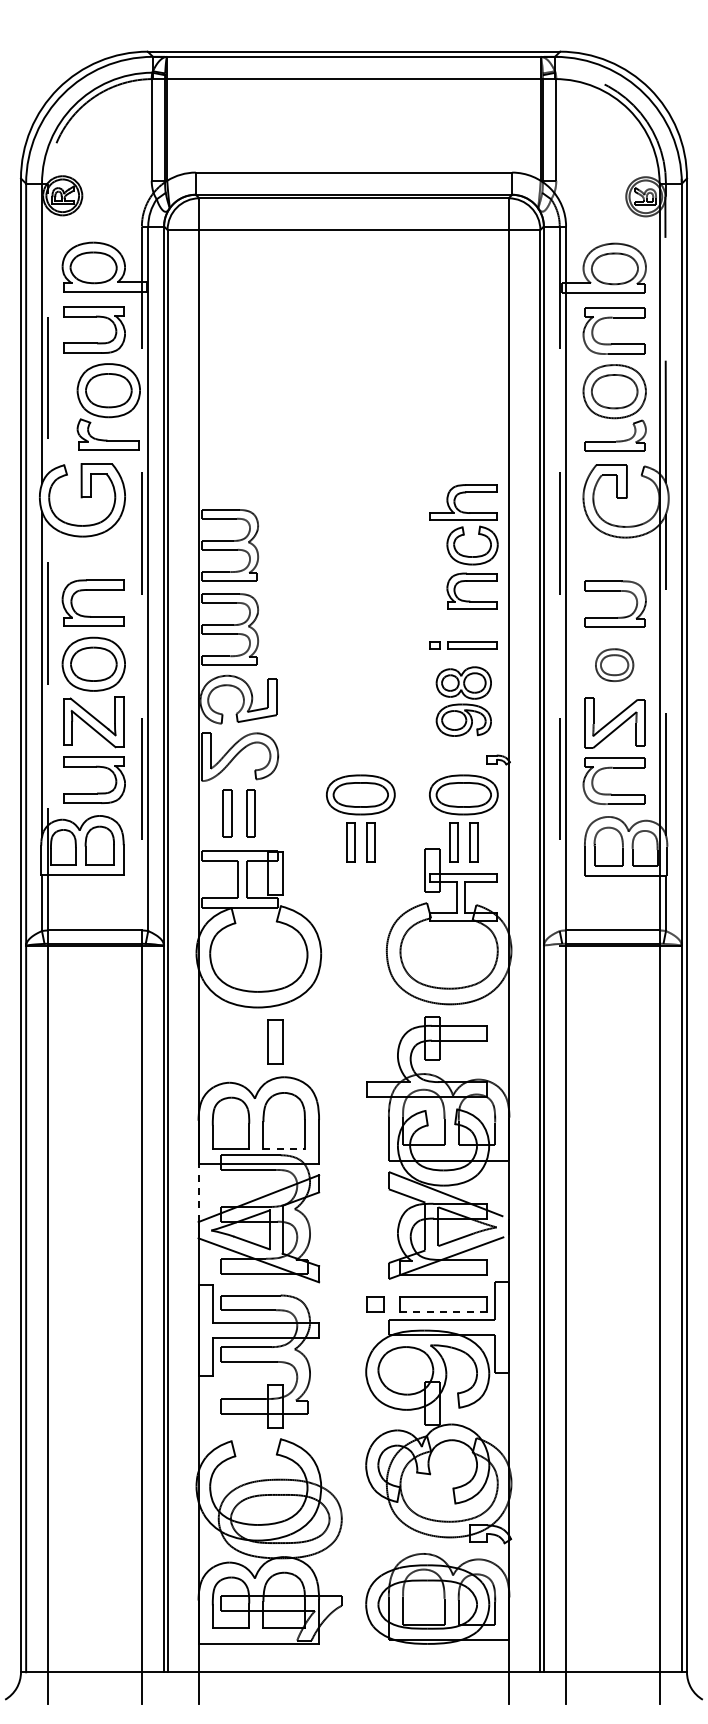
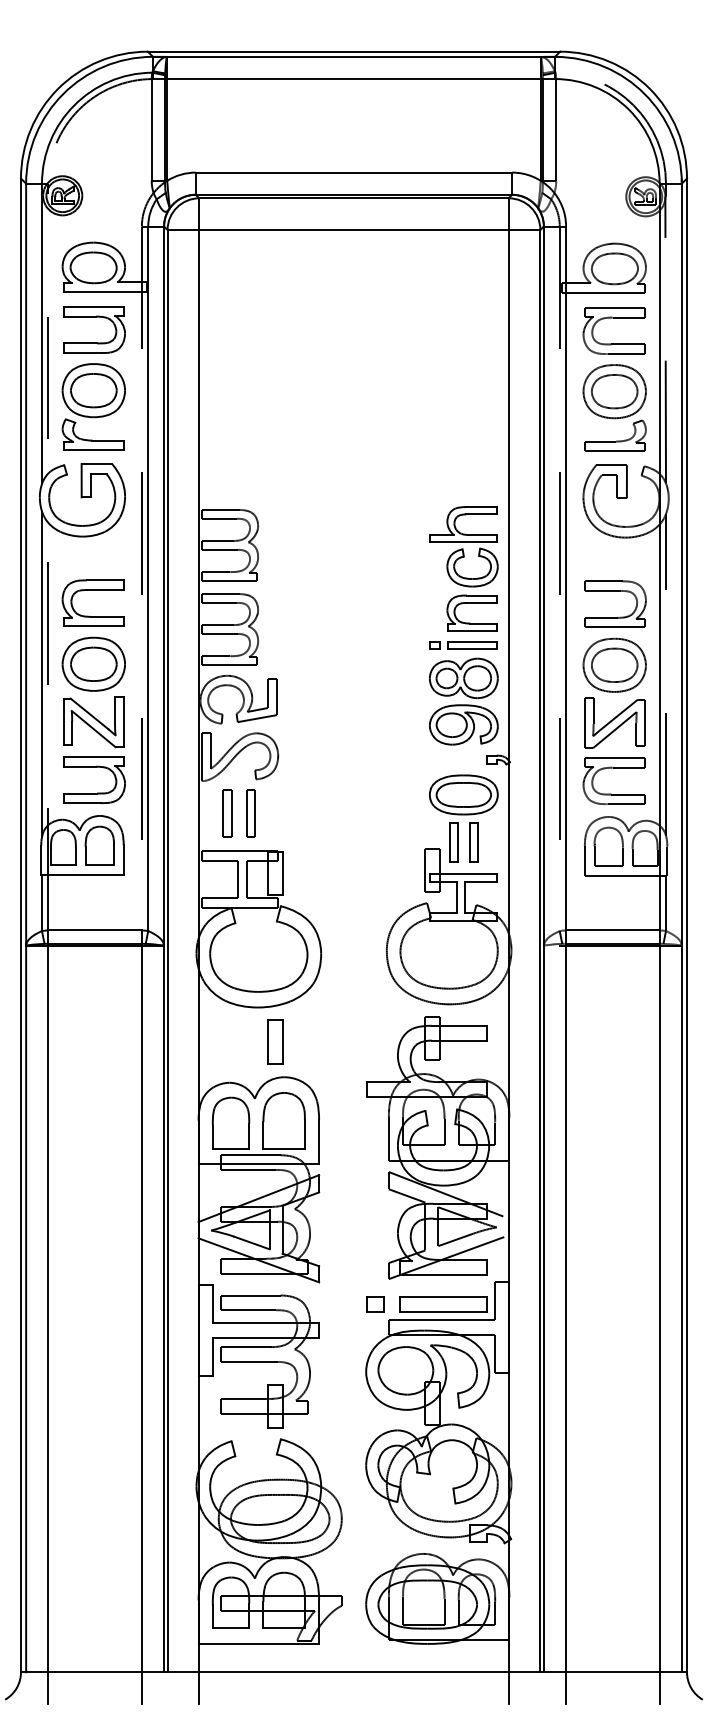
part position: (108, 406) -> (93, 406) (93, 406)
part position: (457, 550) -> (457, 572) (457, 572)
part size: 40x34 px -> 65x56 px (614, 664)
part size: 57x71 px -> 70x89 px (463, 701)
part: present -> none (360, 818)
line: dashed -> solid (284, 1148)
line: dashed -> solid (199, 1192)
line: dashed -> solid (443, 1312)
